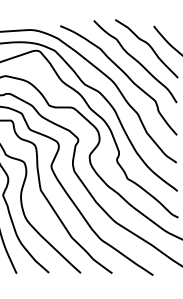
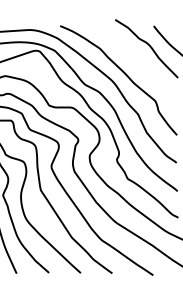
curve: present -> none (135, 60)
